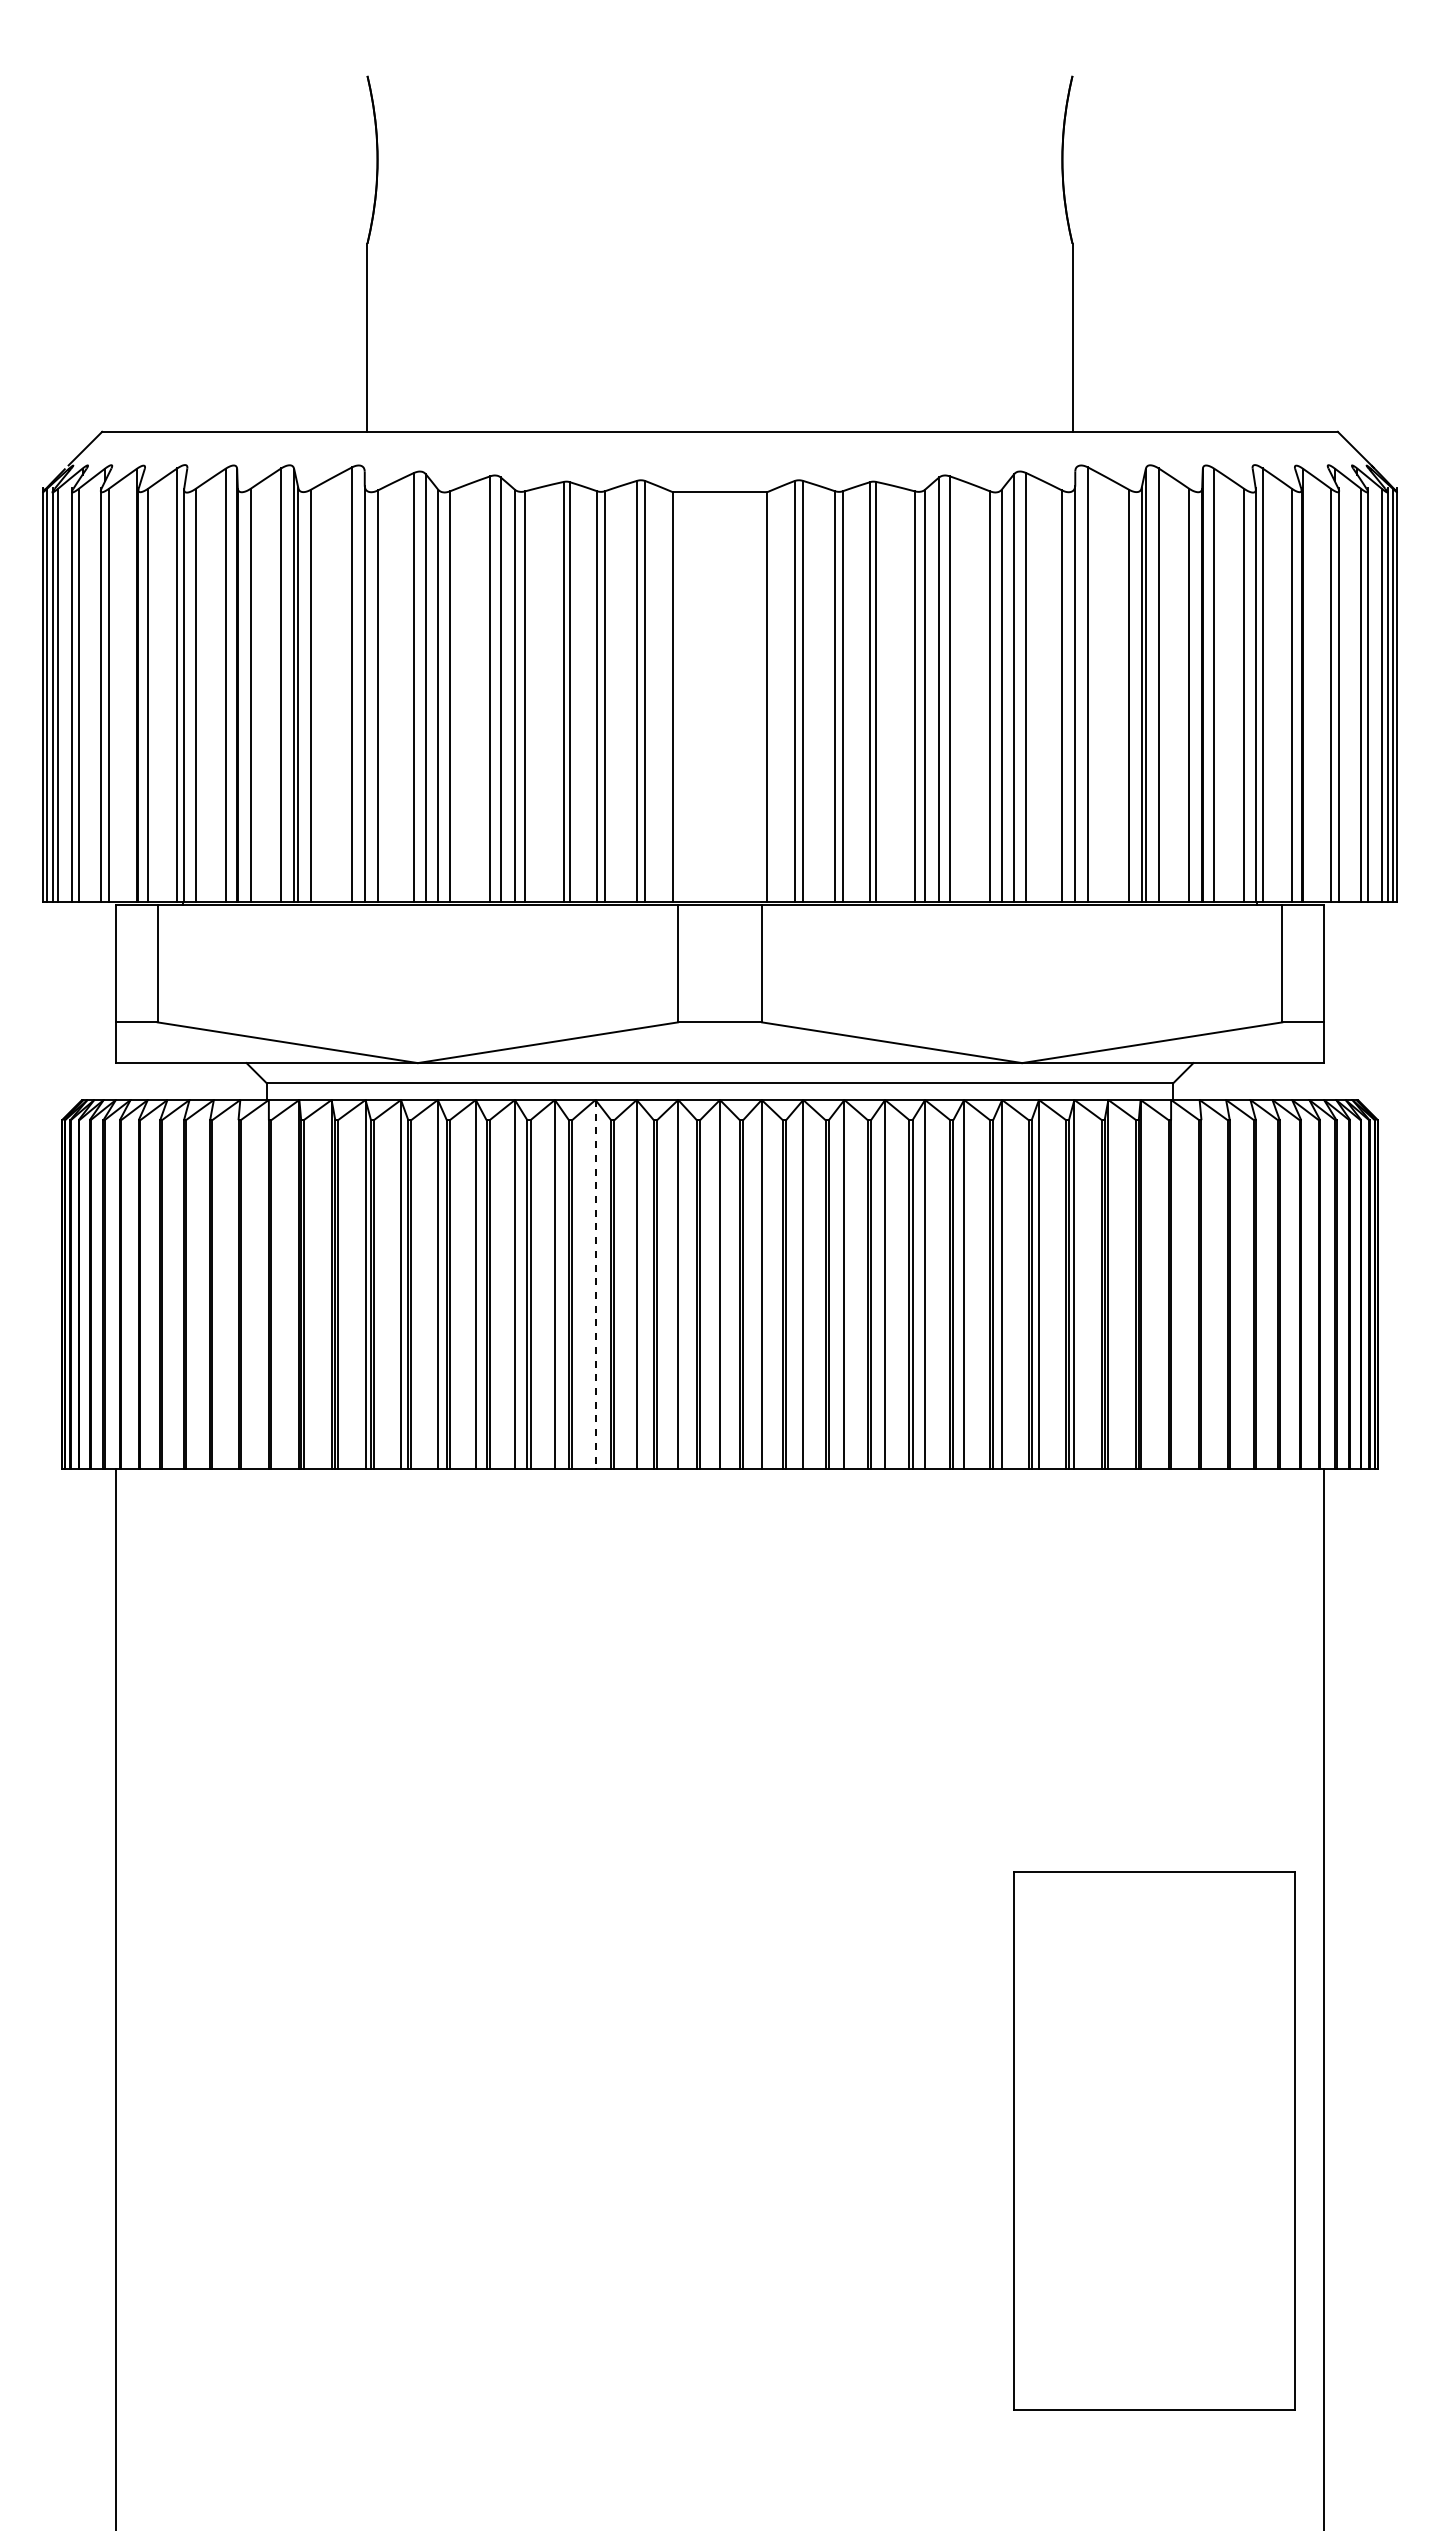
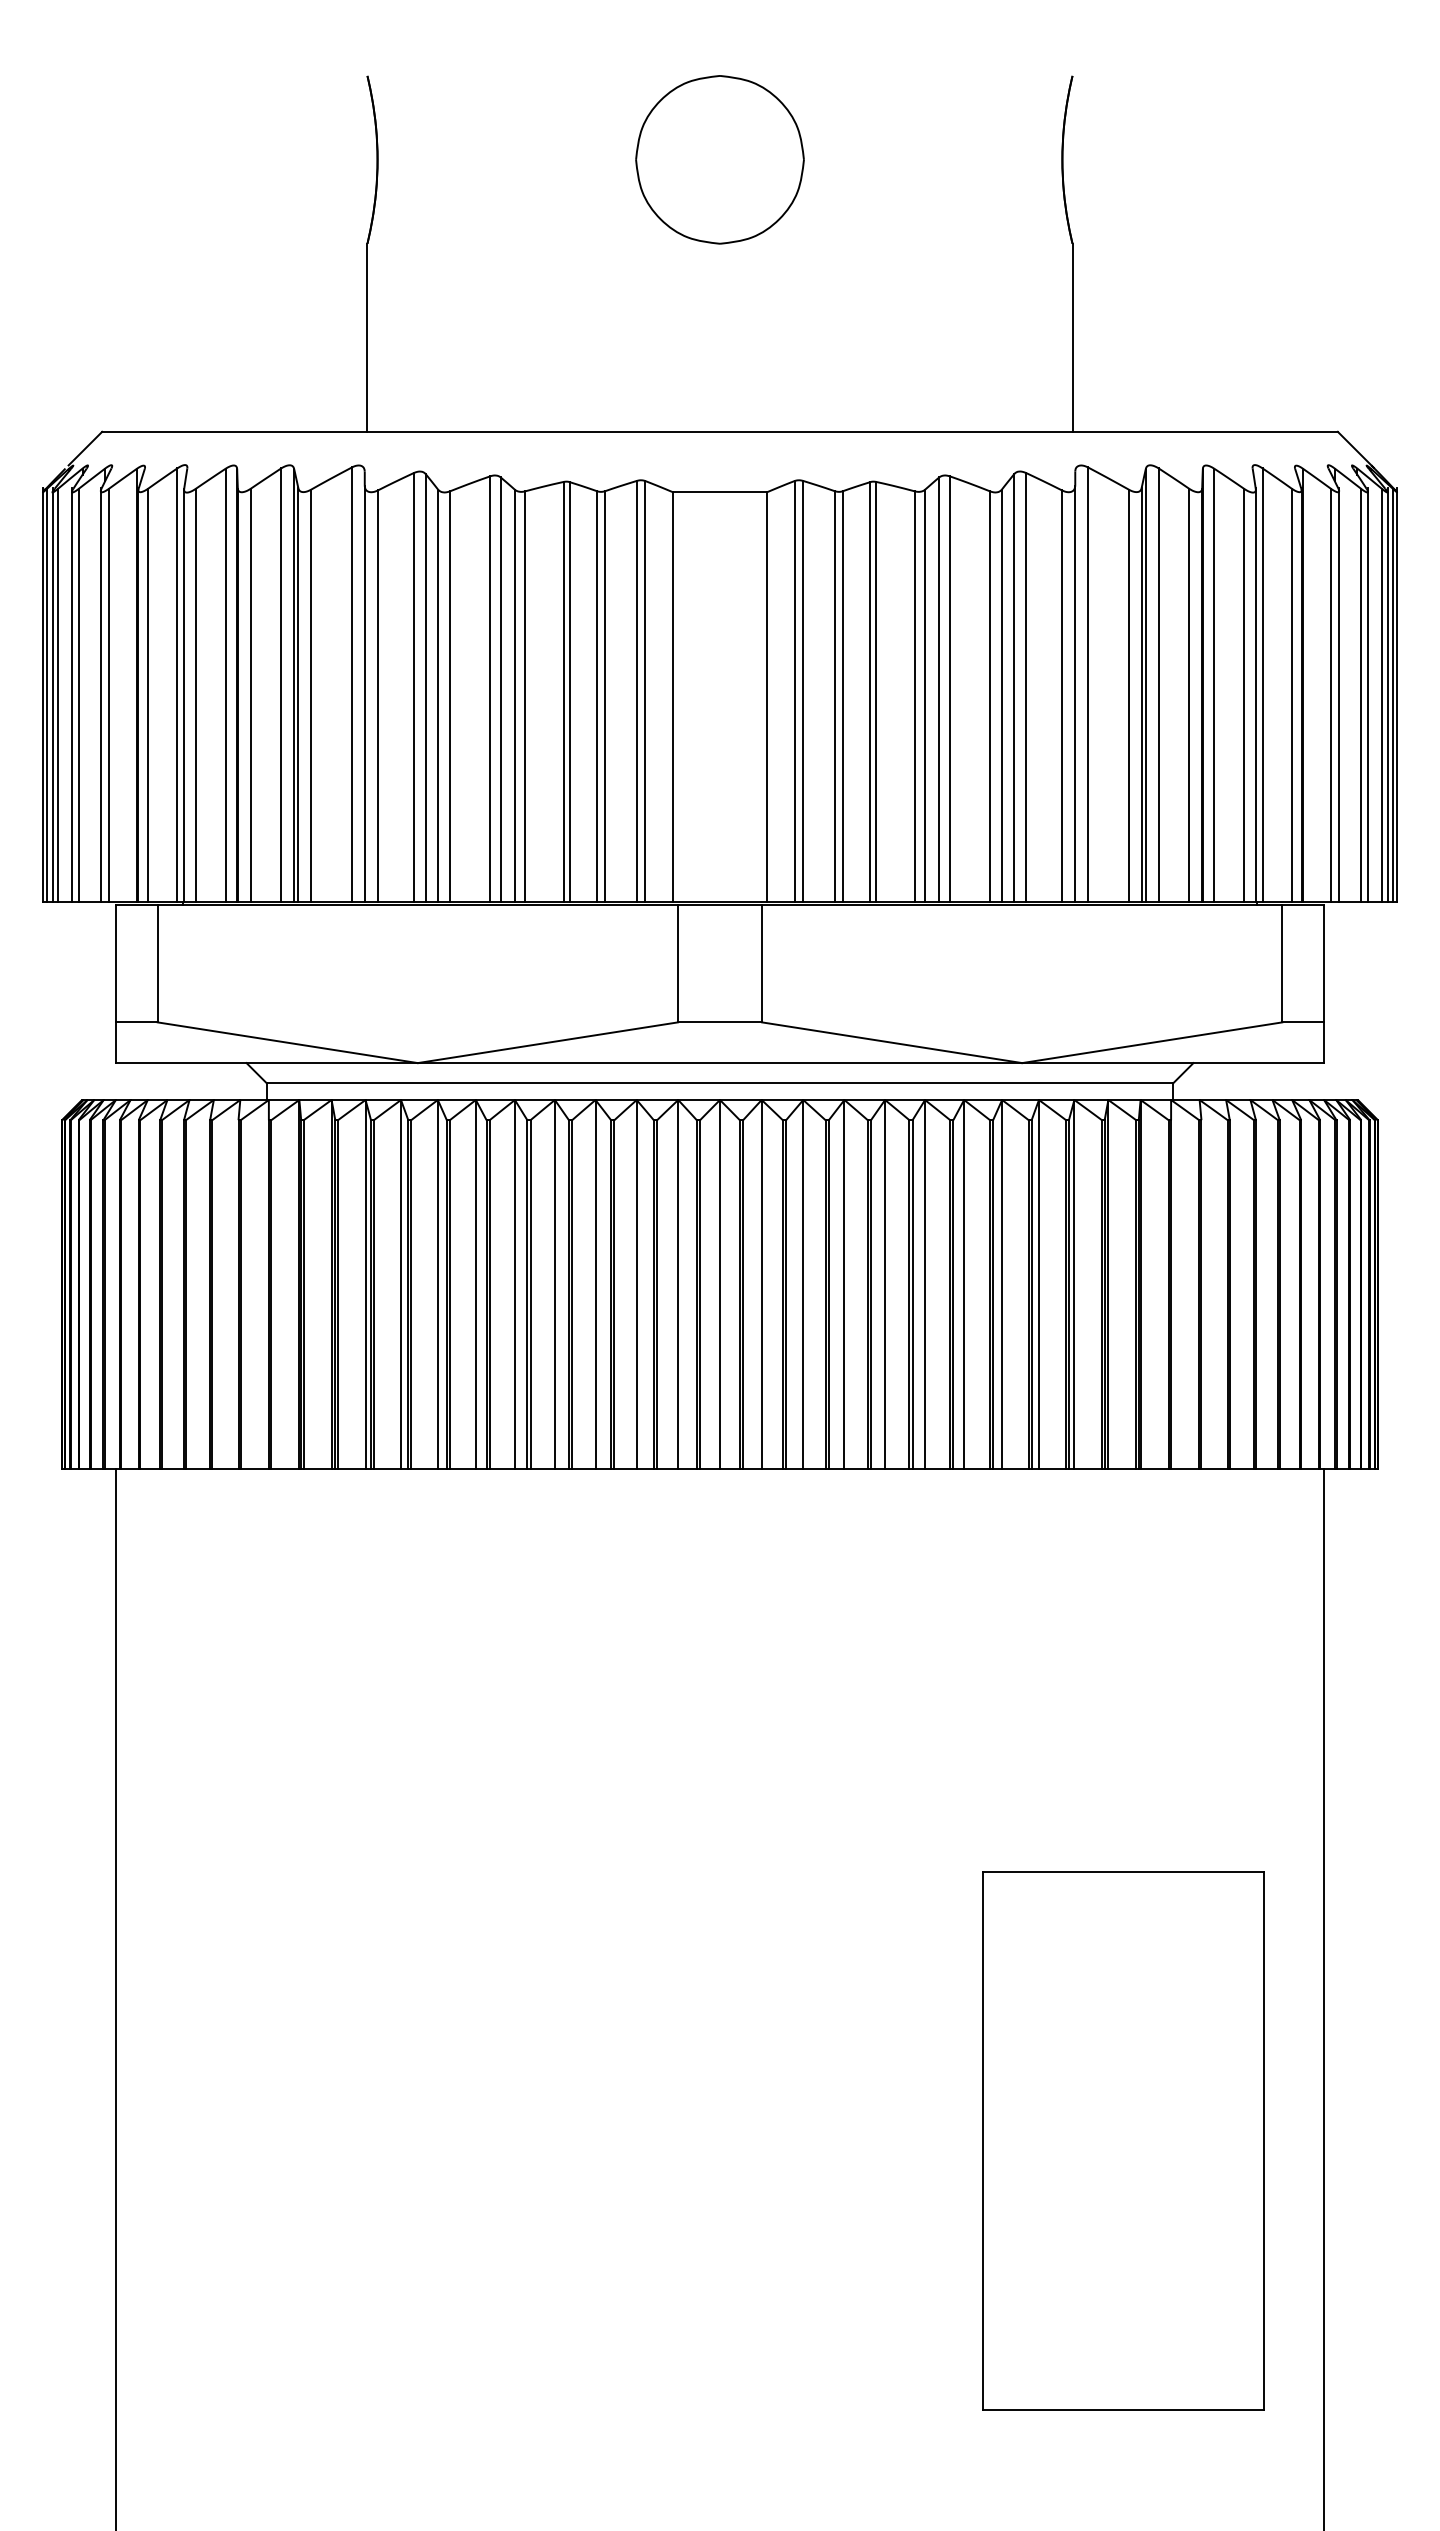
part: none -> present (719, 159)
line: dashed -> solid (595, 1284)
part position: (1154, 2140) -> (1123, 2140) (1123, 2140)
